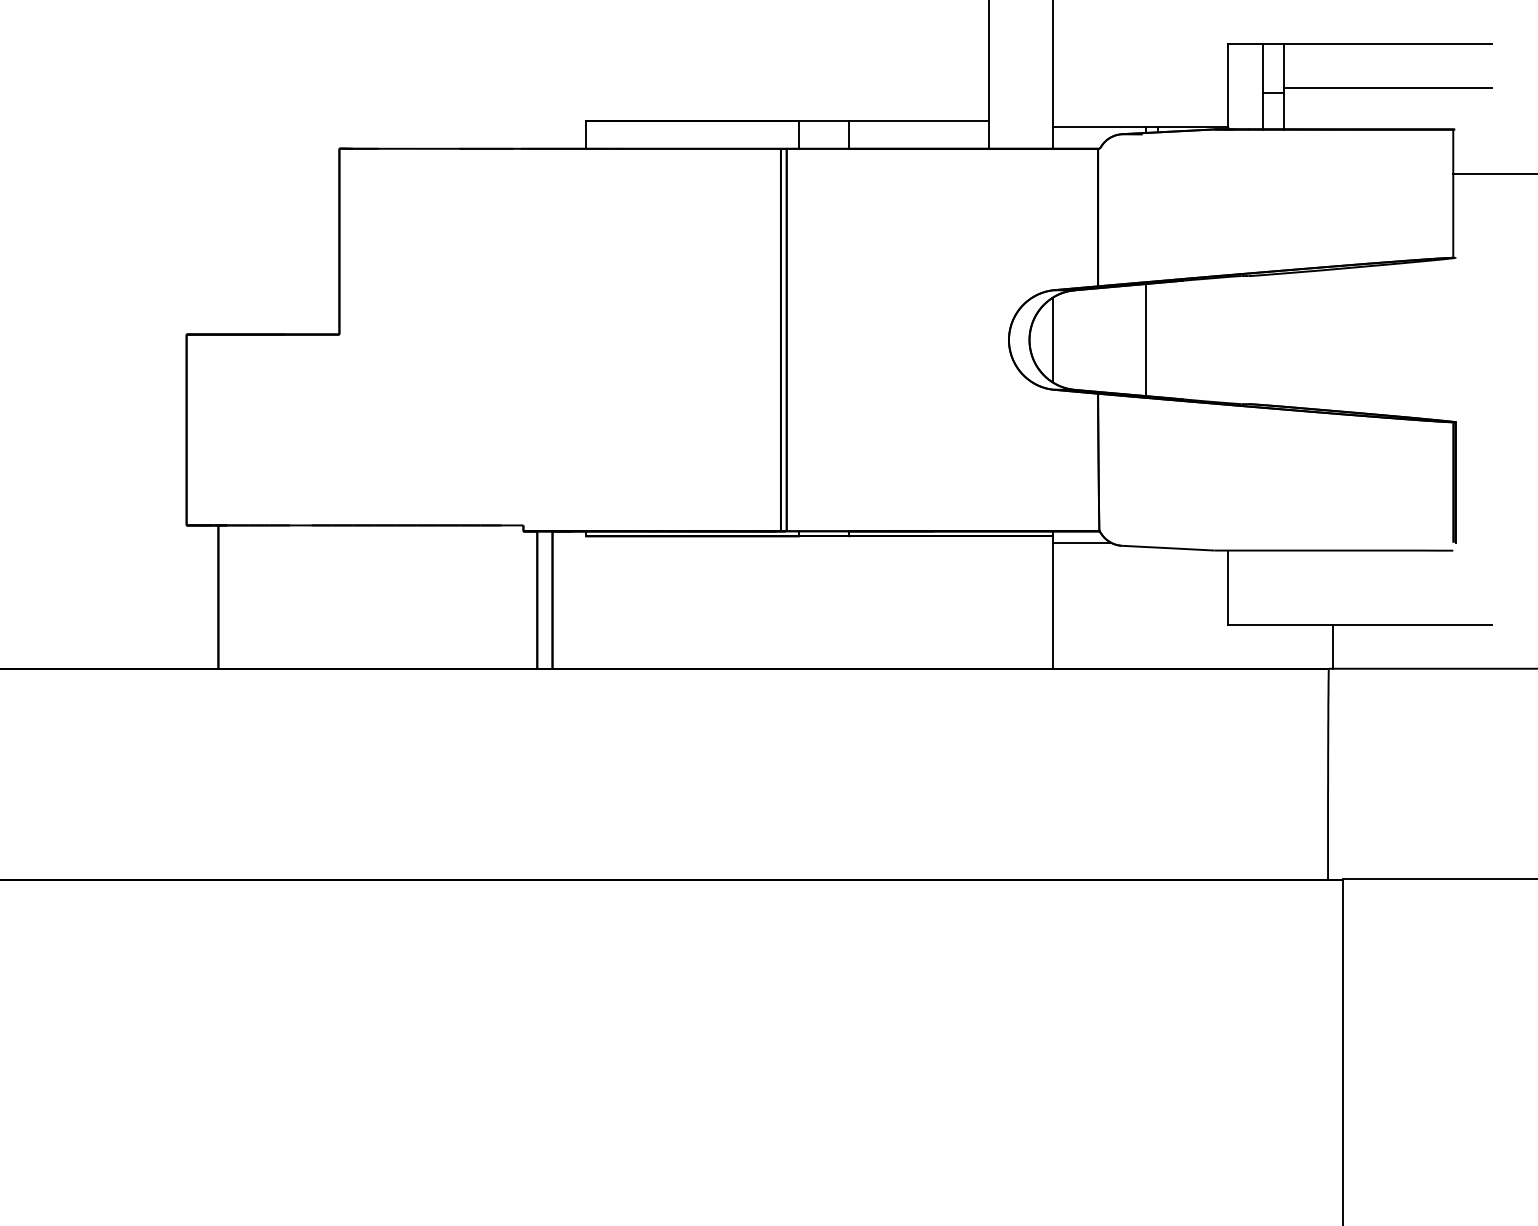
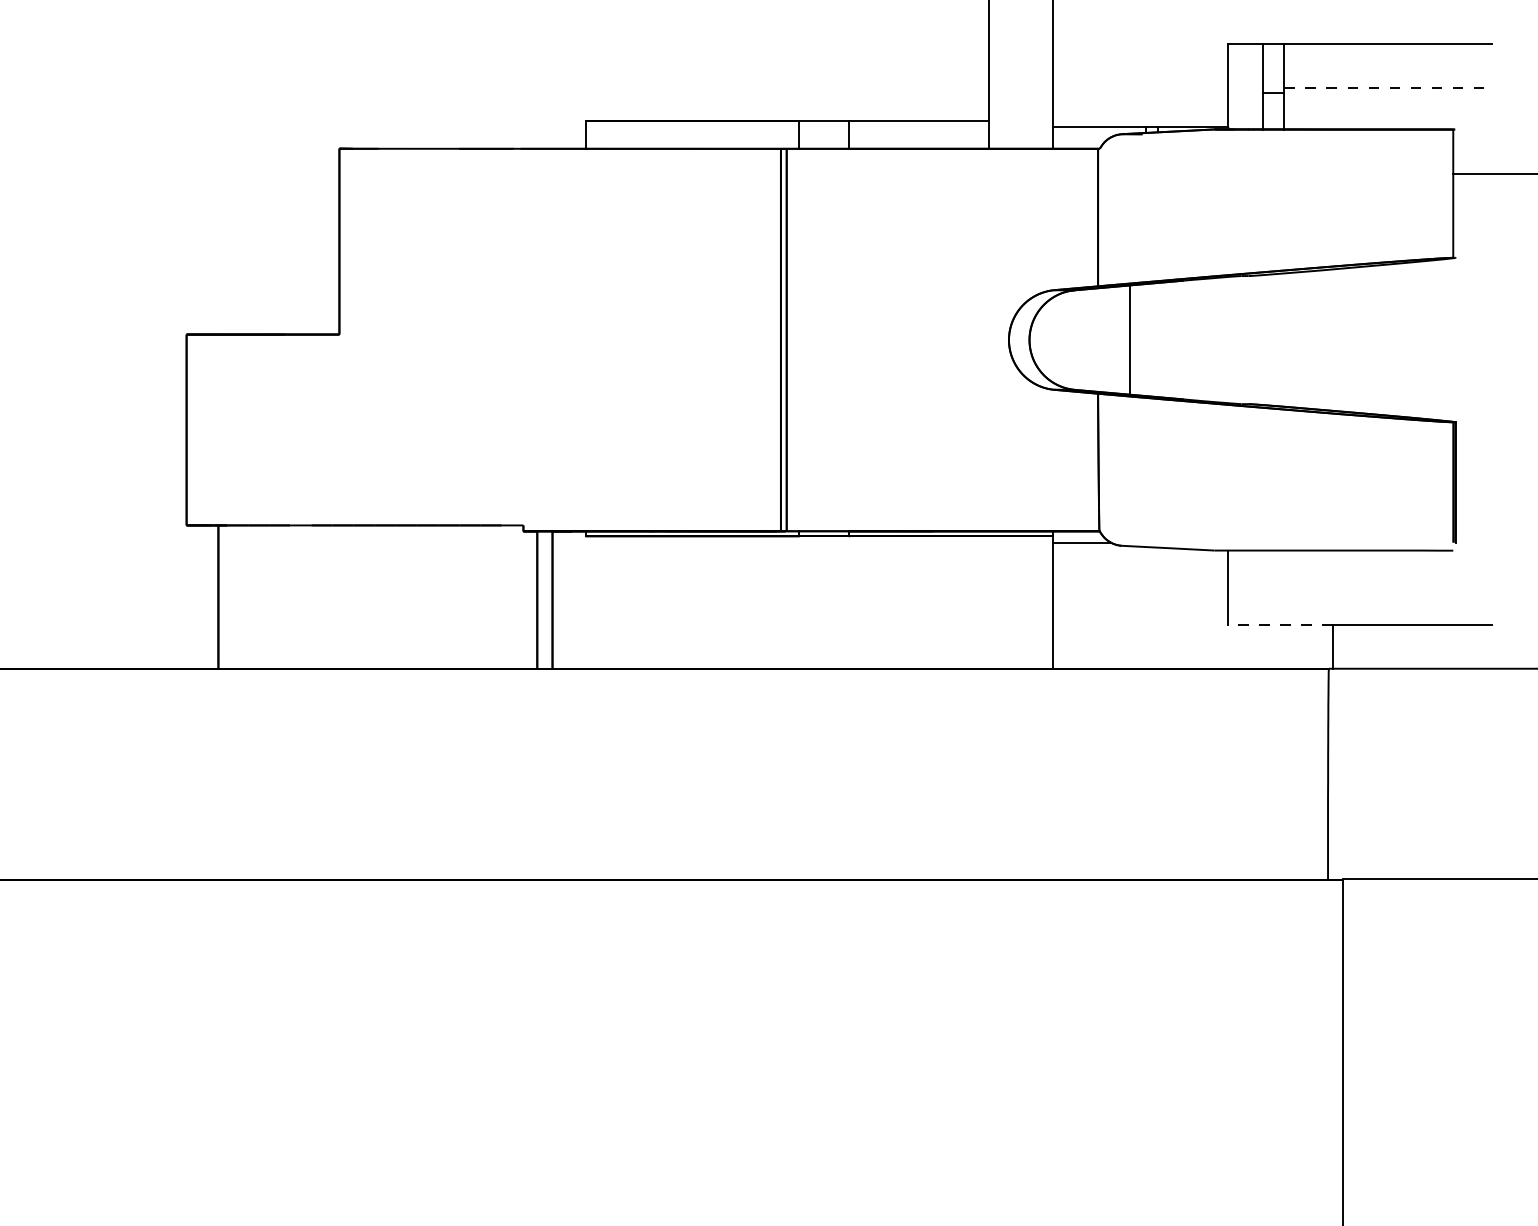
line: solid -> dashed (1388, 88)
line: present -> none (1052, 339)
line position: (1146, 339) -> (1130, 339) (1130, 339)
line: solid -> dashed (1280, 625)
